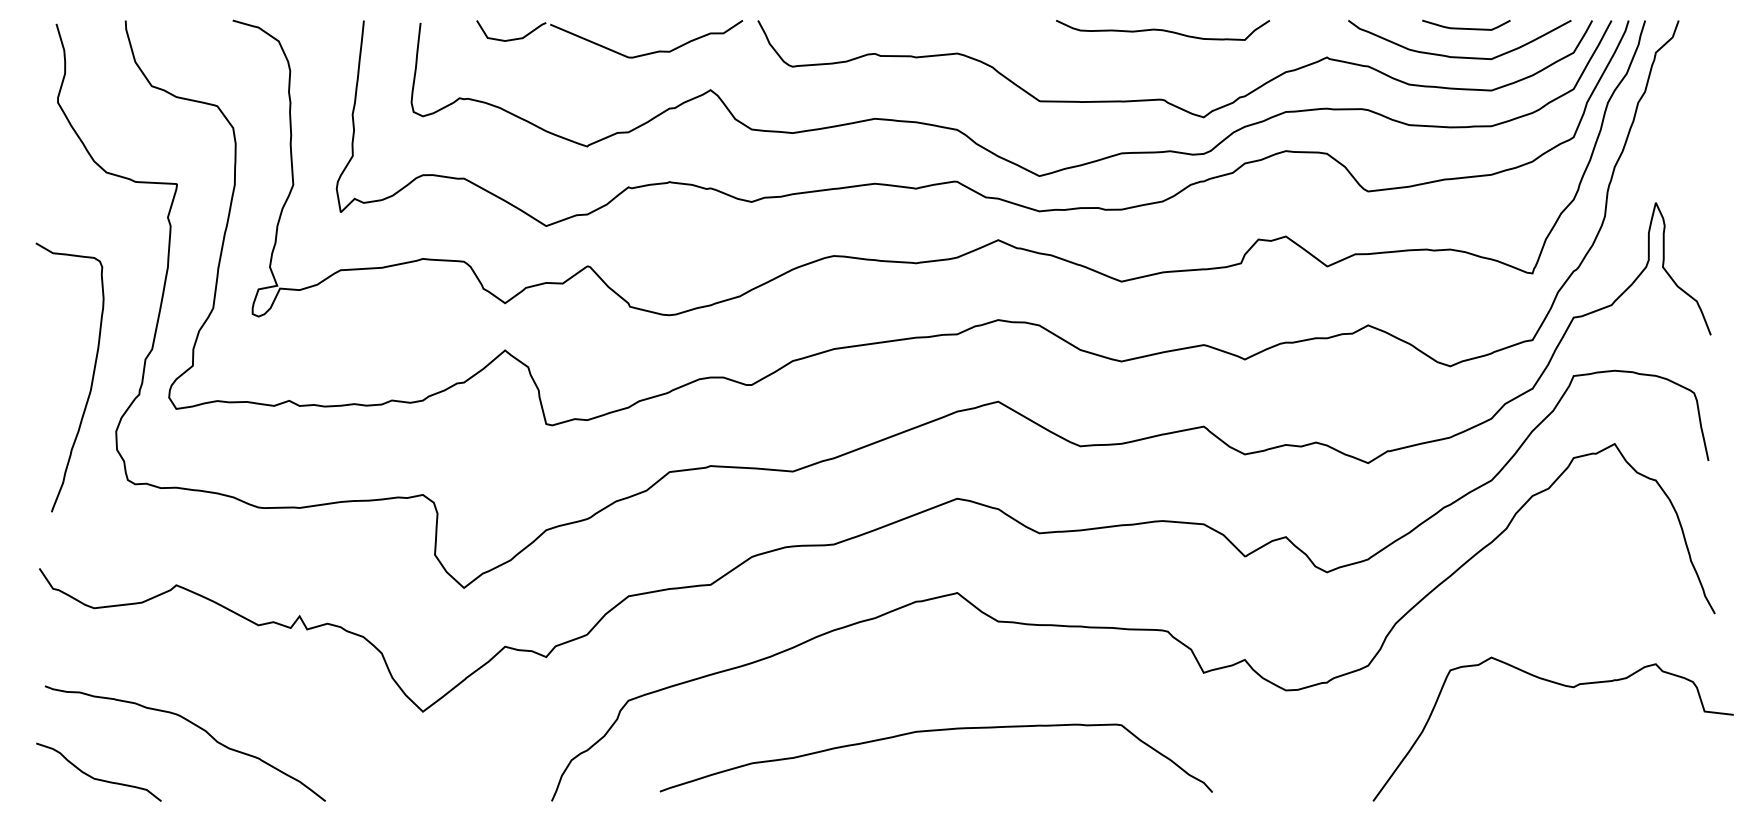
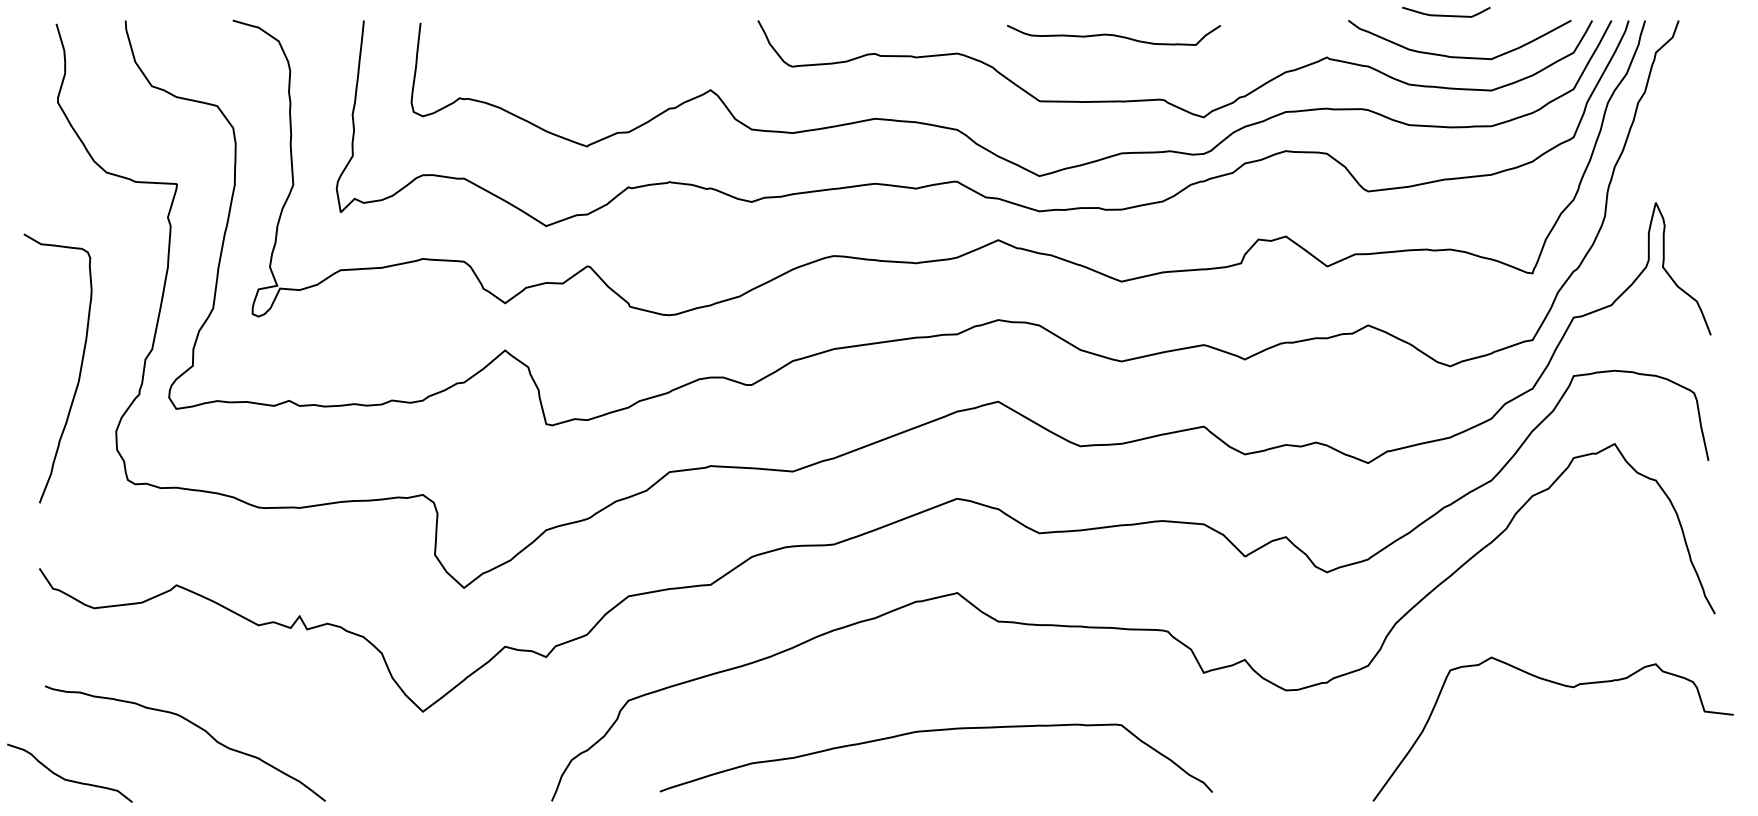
curve position: (1466, 28) -> (1446, 15) (1446, 15)
curve position: (1163, 29) -> (1114, 34) (1114, 34)
part: present -> none (605, 46)
curve position: (91, 379) -> (79, 370) (79, 370)
curve position: (98, 778) -> (69, 779) (69, 779)
